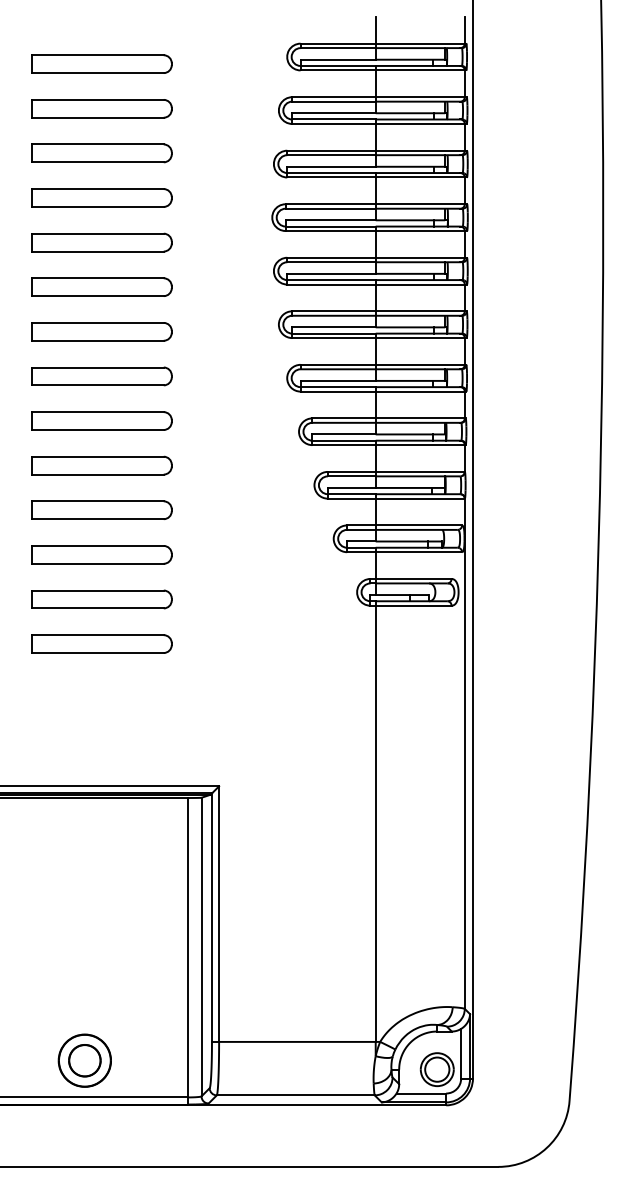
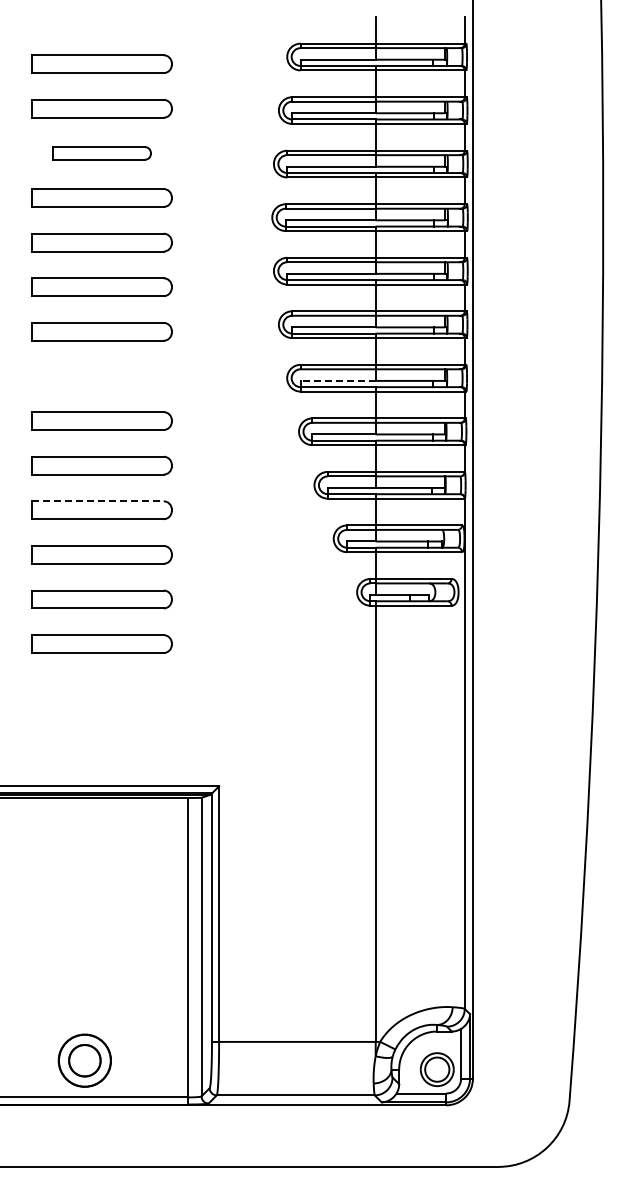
part size: 142x21 px -> 100x15 px (101, 153)
part: present -> none (101, 376)
line: solid -> dashed (338, 380)
line: solid -> dashed (97, 501)
